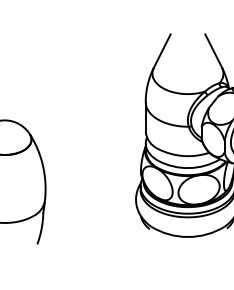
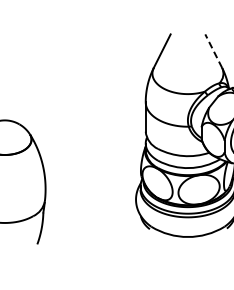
line: solid -> dashed (213, 51)
